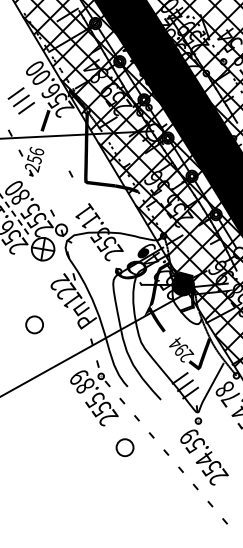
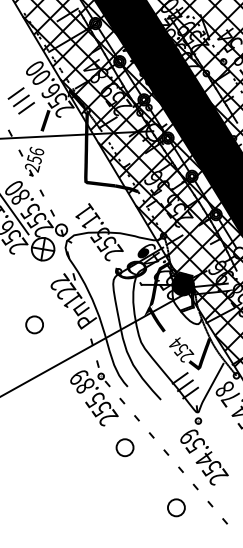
line position: (70, 173) -> (41, 192) (41, 192)
line: dashed -> solid (14, 214)
text: 294 -> 254 (180, 350)
circle: none -> present (176, 507)
